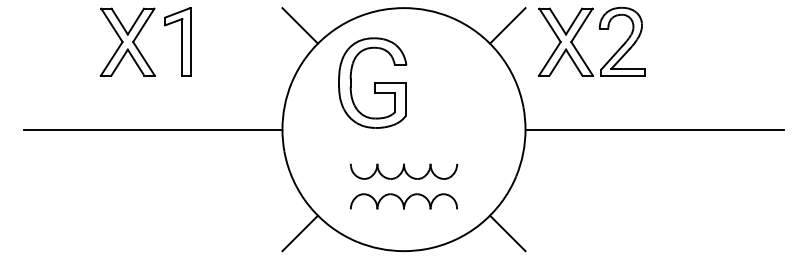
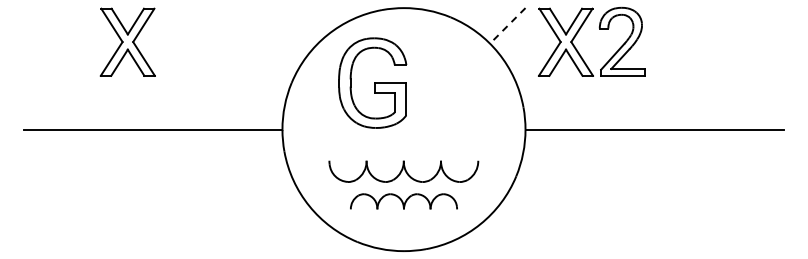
line: present -> none (300, 25)
line: solid -> dashed (507, 26)
part: present -> none (177, 41)
part size: 109x17 px -> 152x23 px (403, 171)
line: present -> none (300, 233)
line: present -> none (507, 233)
